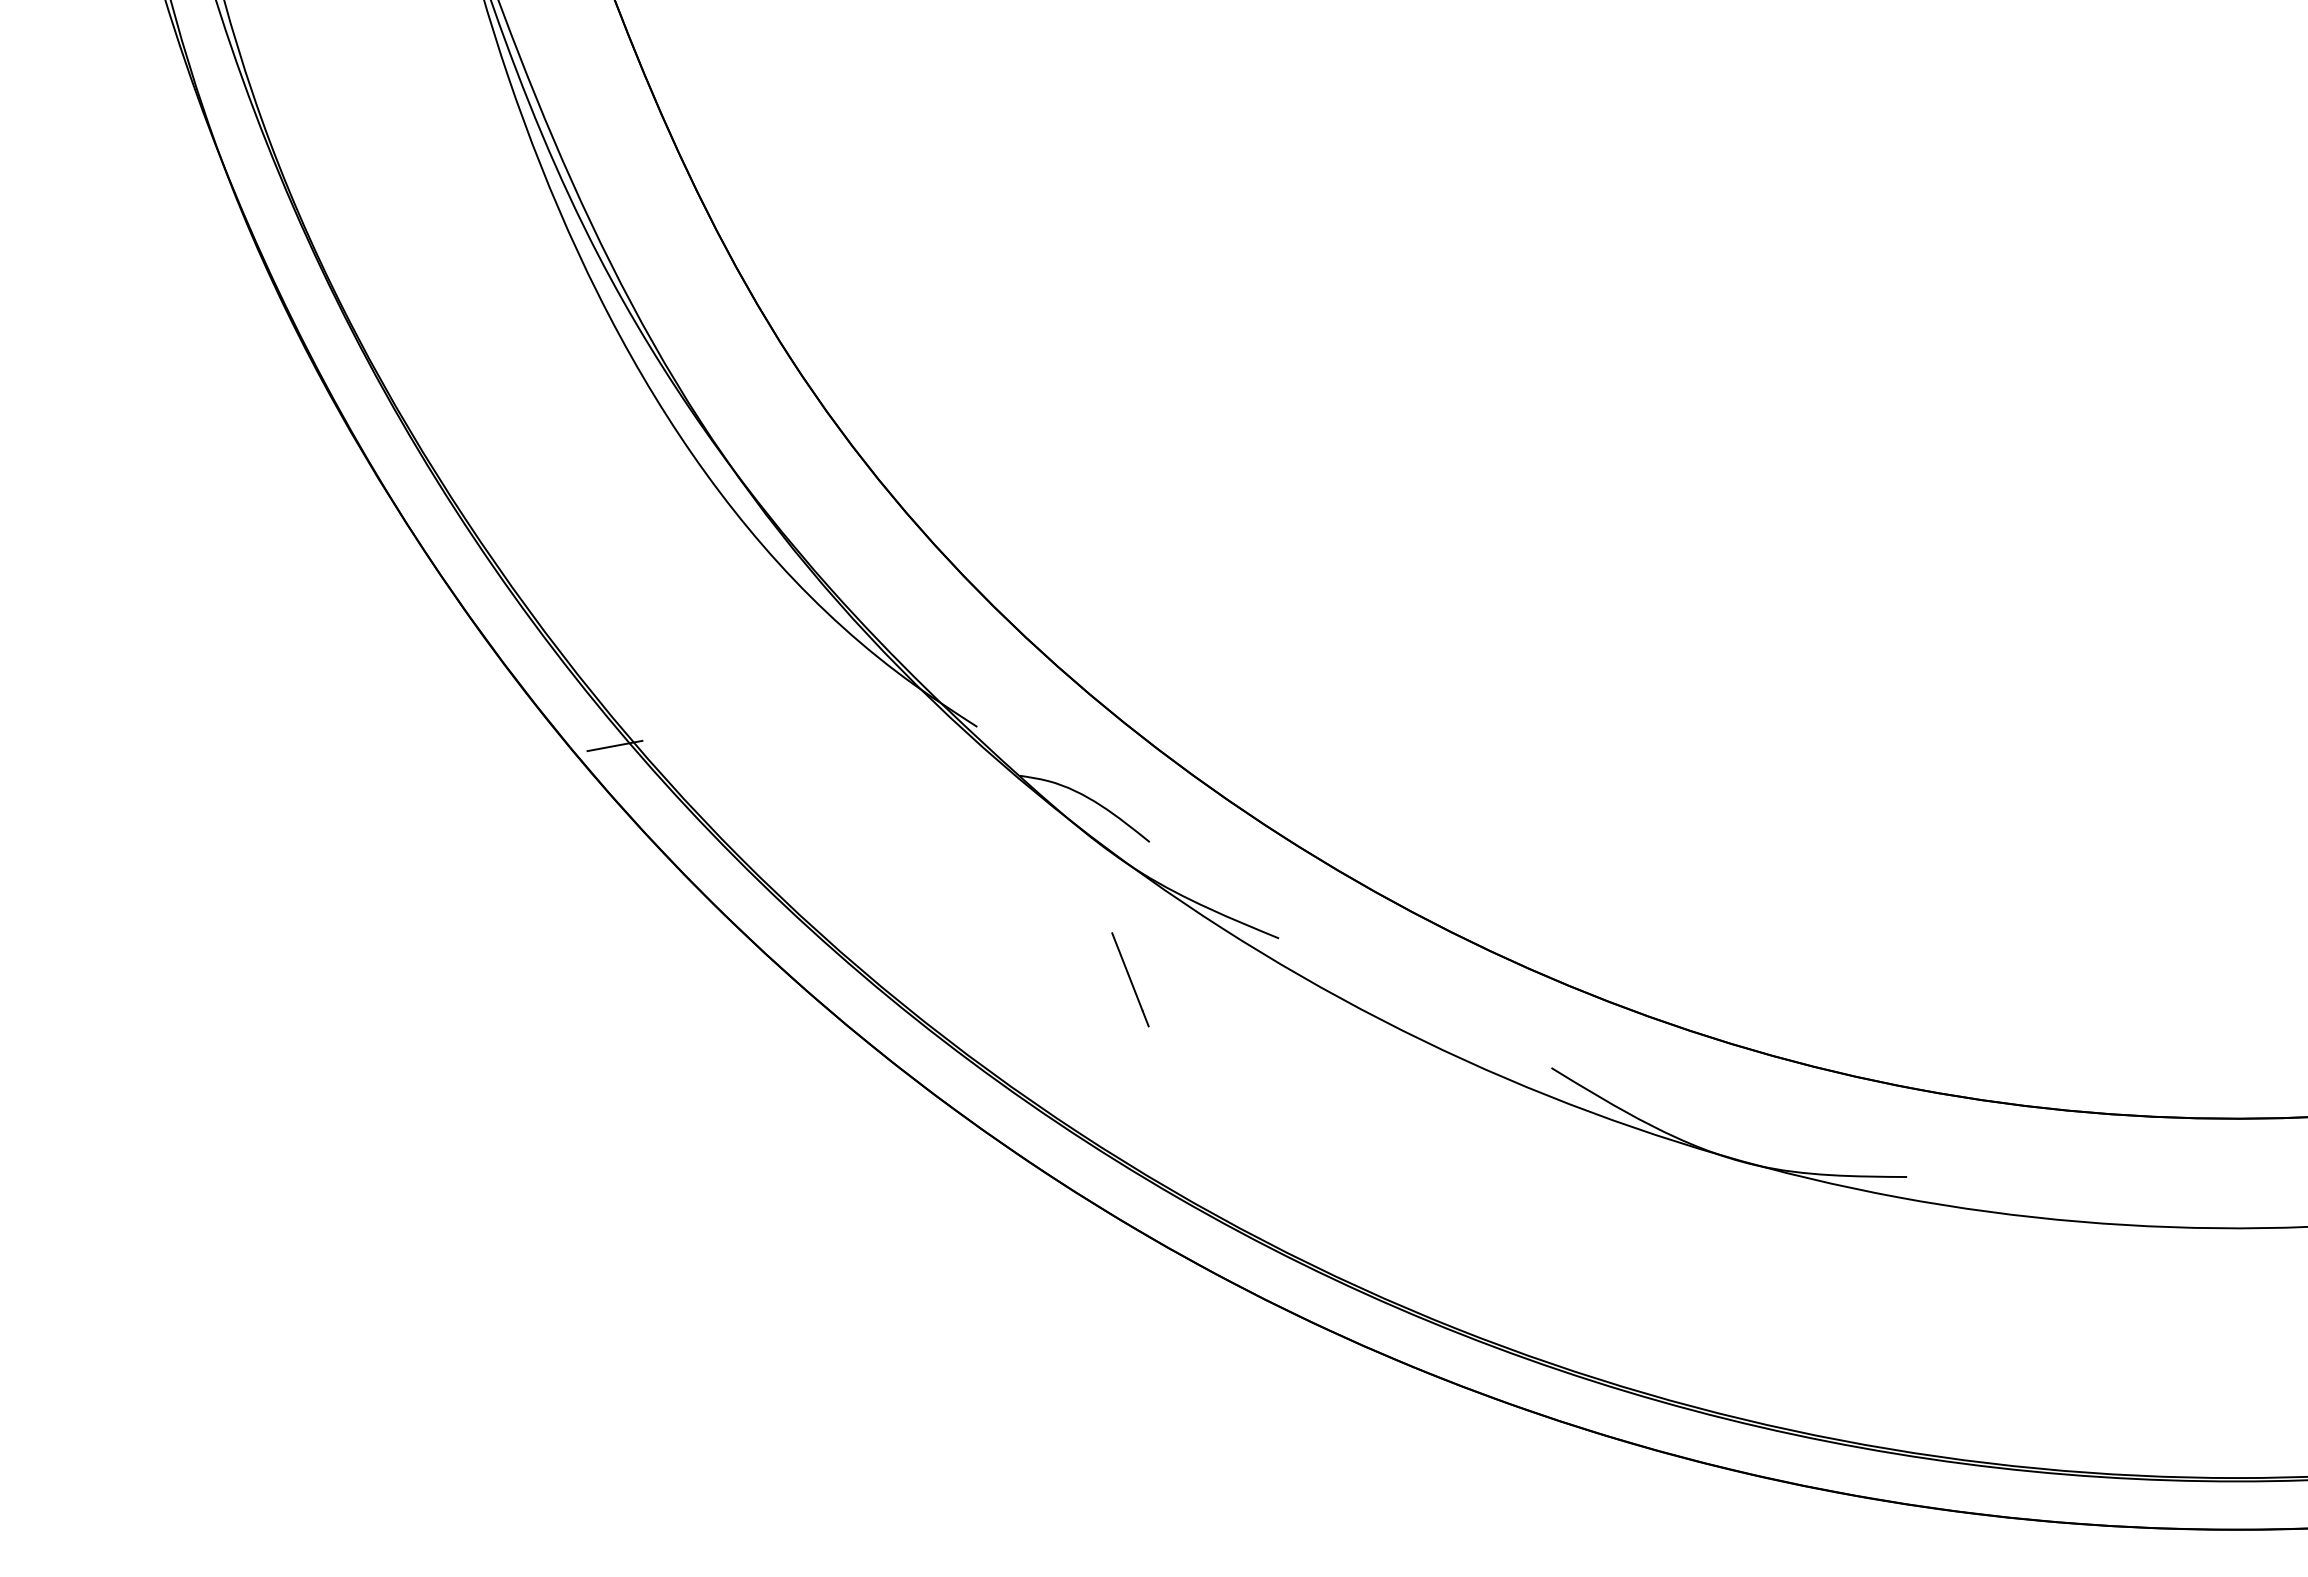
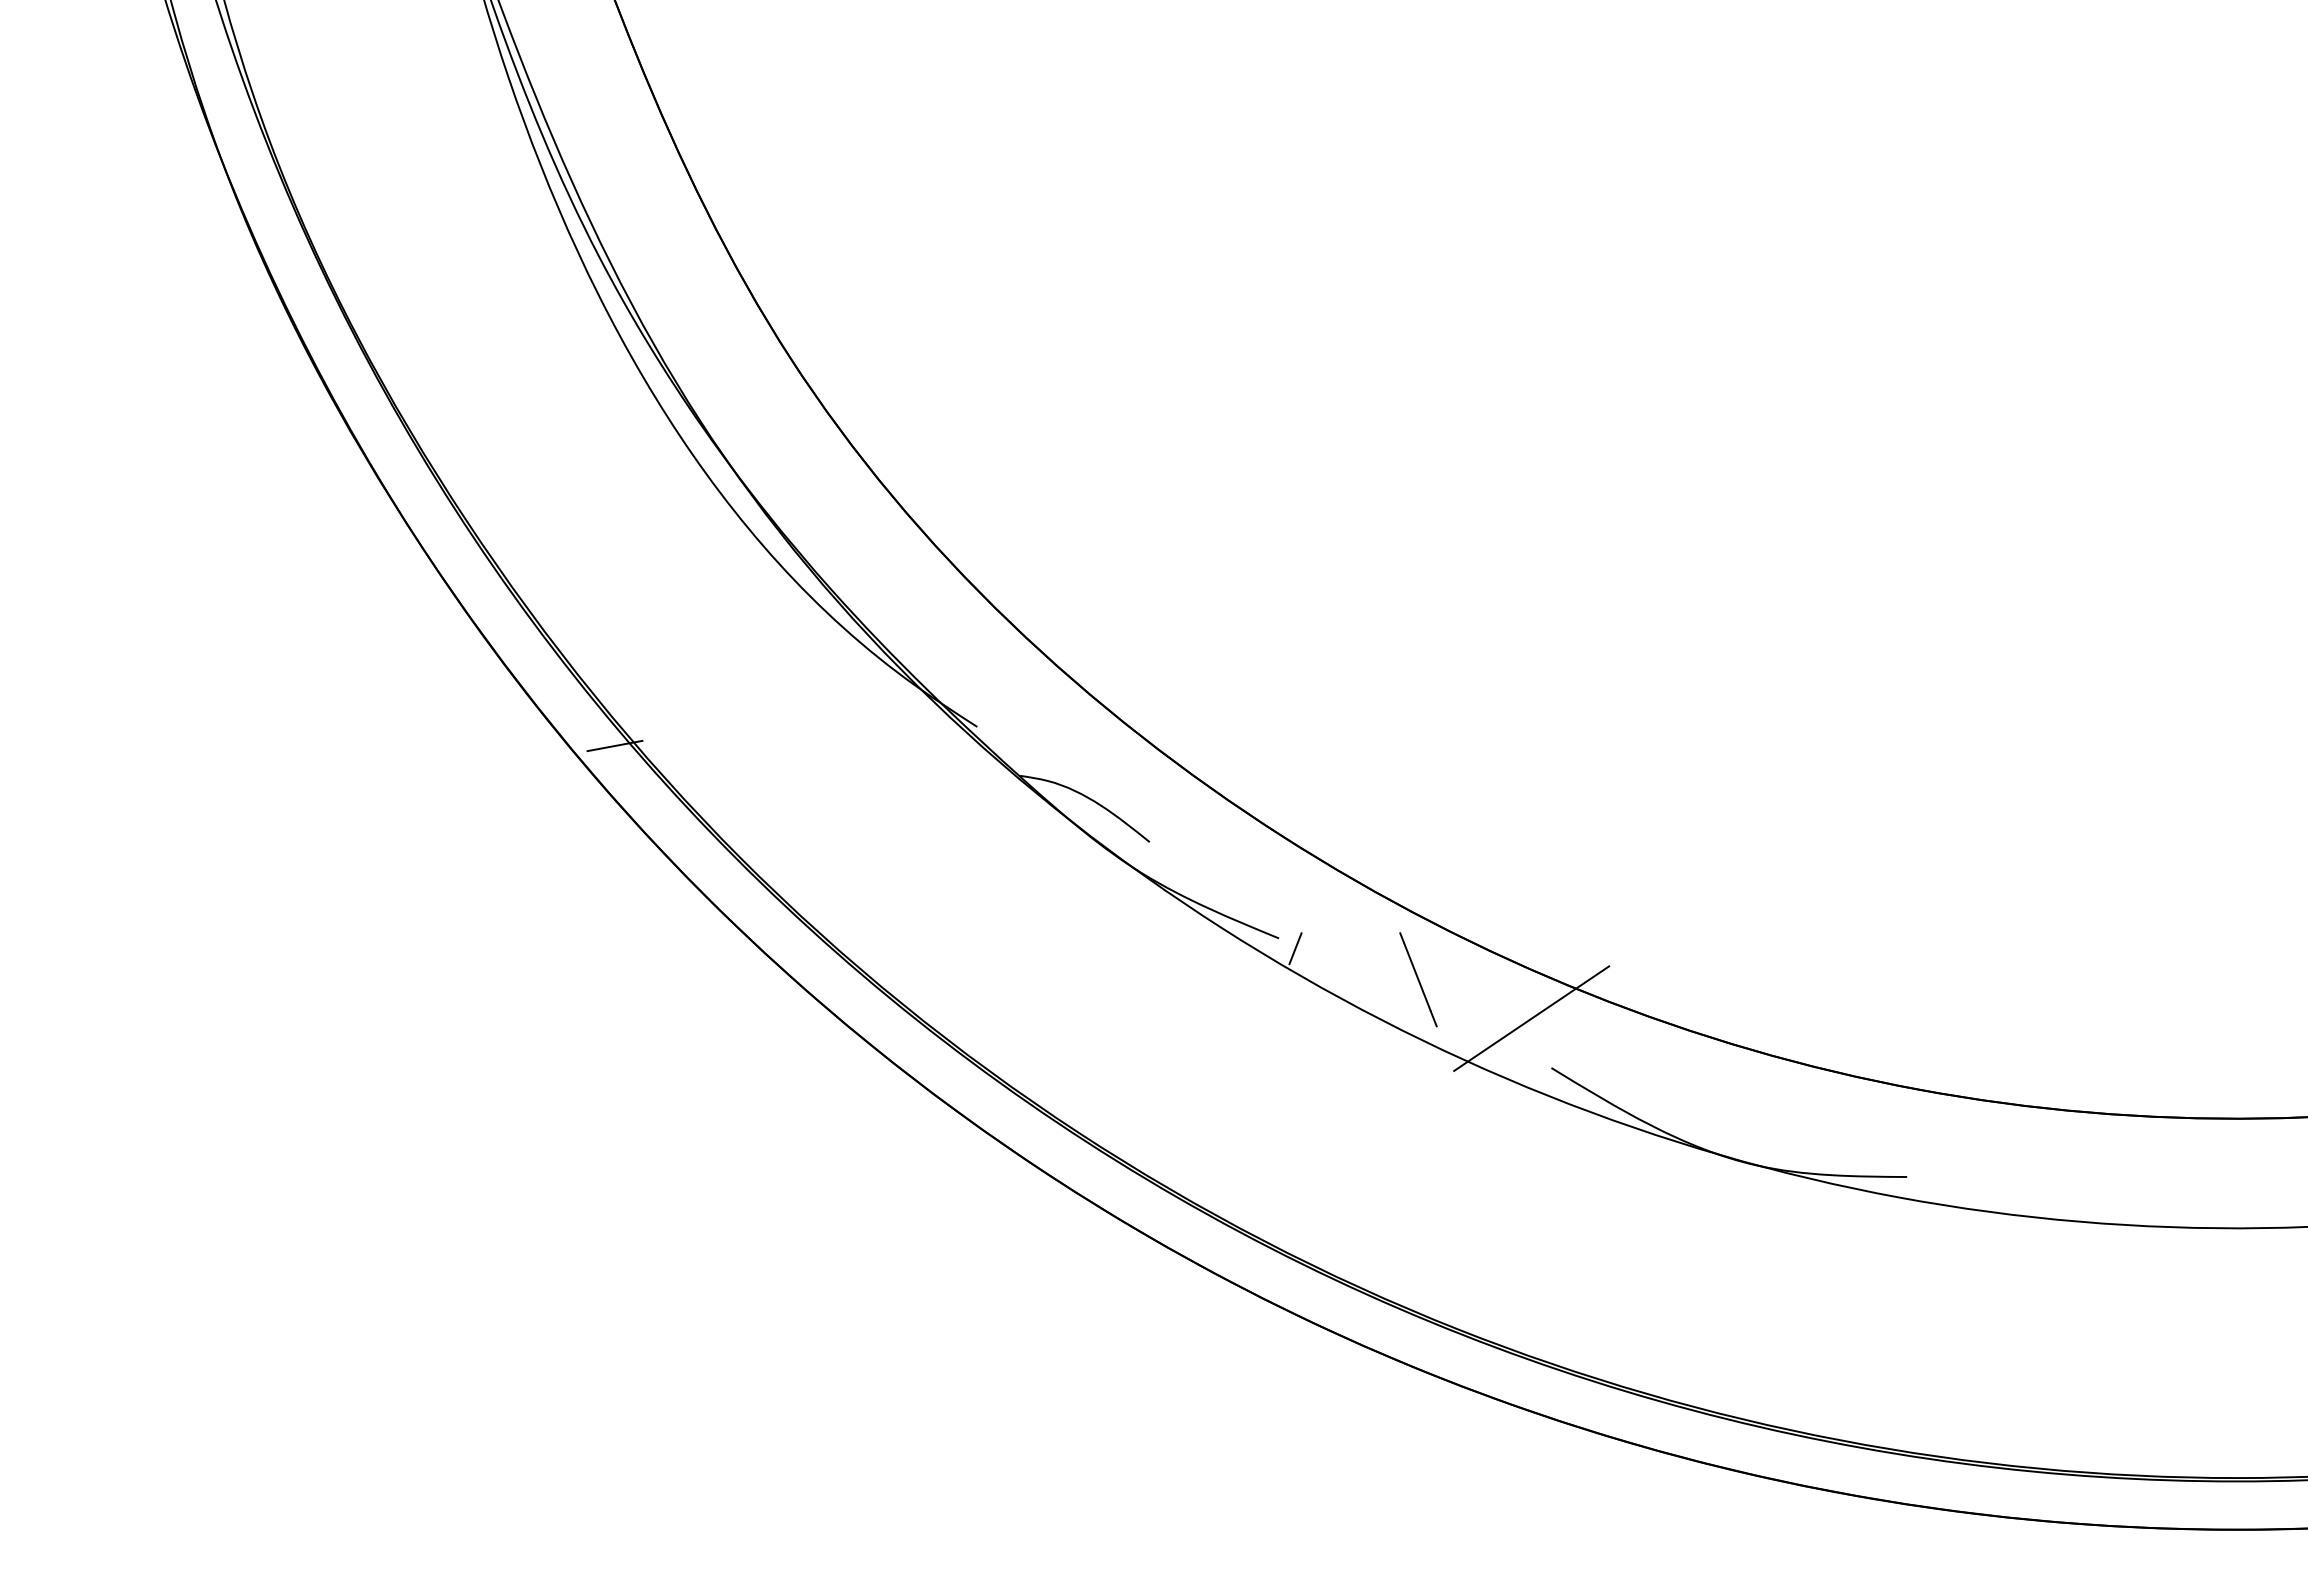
line: none -> present (1295, 948)
line position: (1130, 979) -> (1418, 979) (1418, 979)
line: none -> present (1531, 1018)
